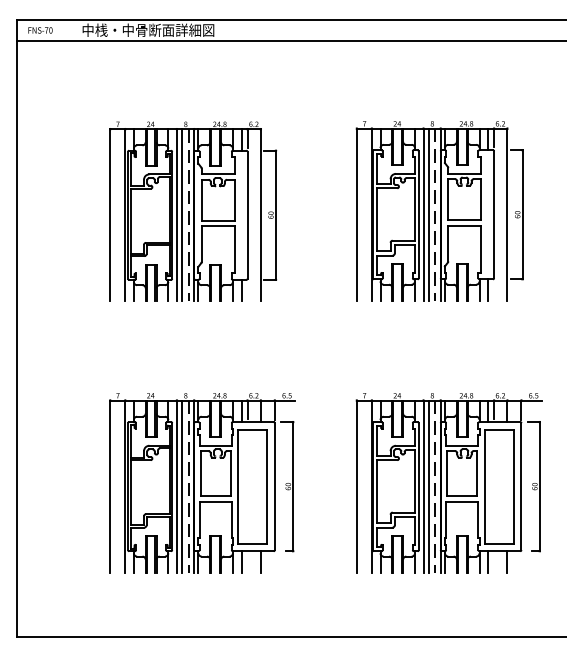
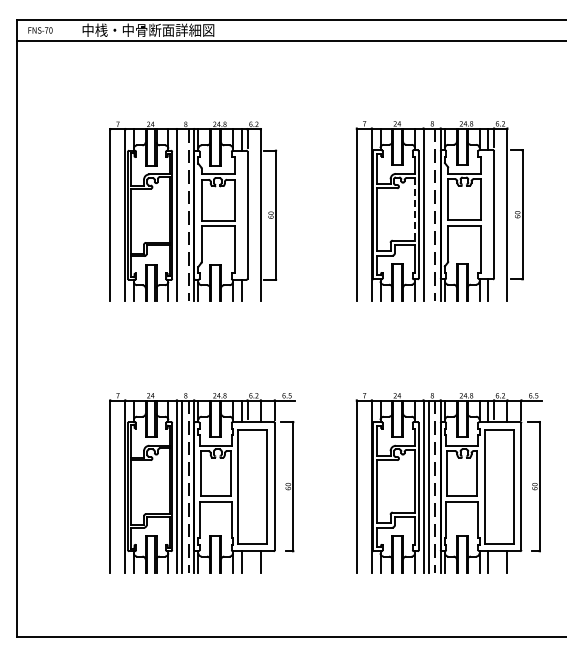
line: solid -> dashed (414, 209)
line: present -> none (428, 214)
line: present -> none (182, 215)
